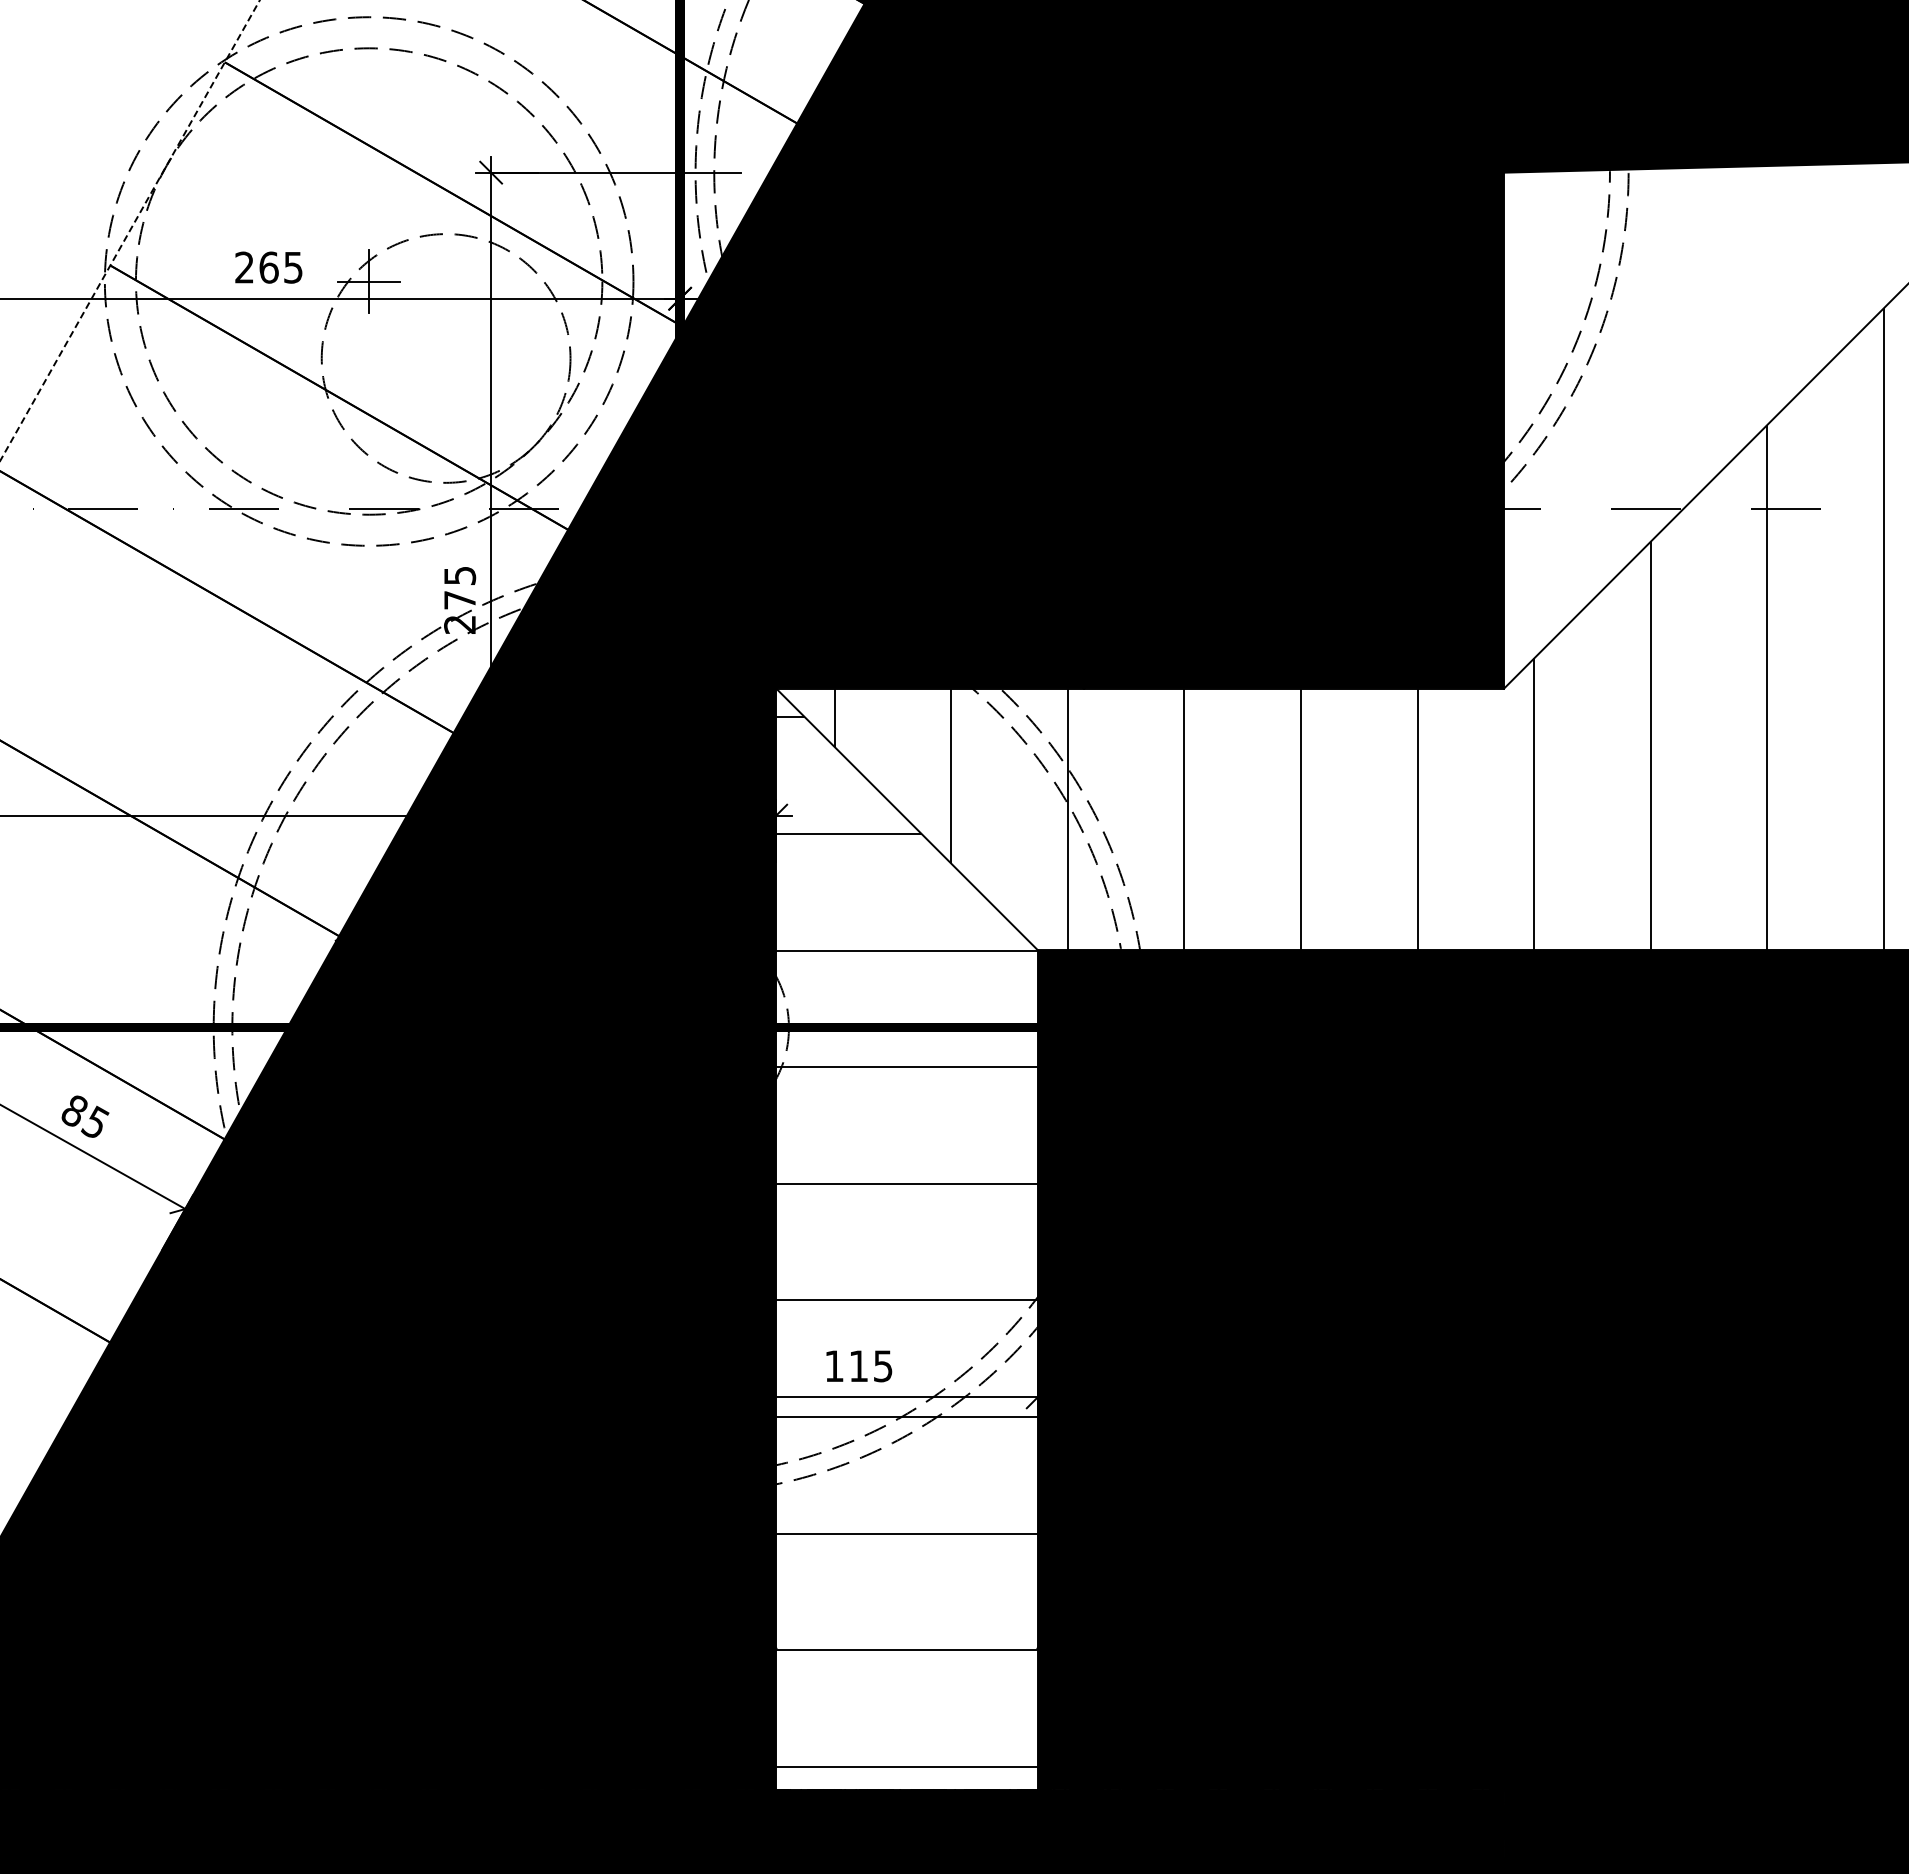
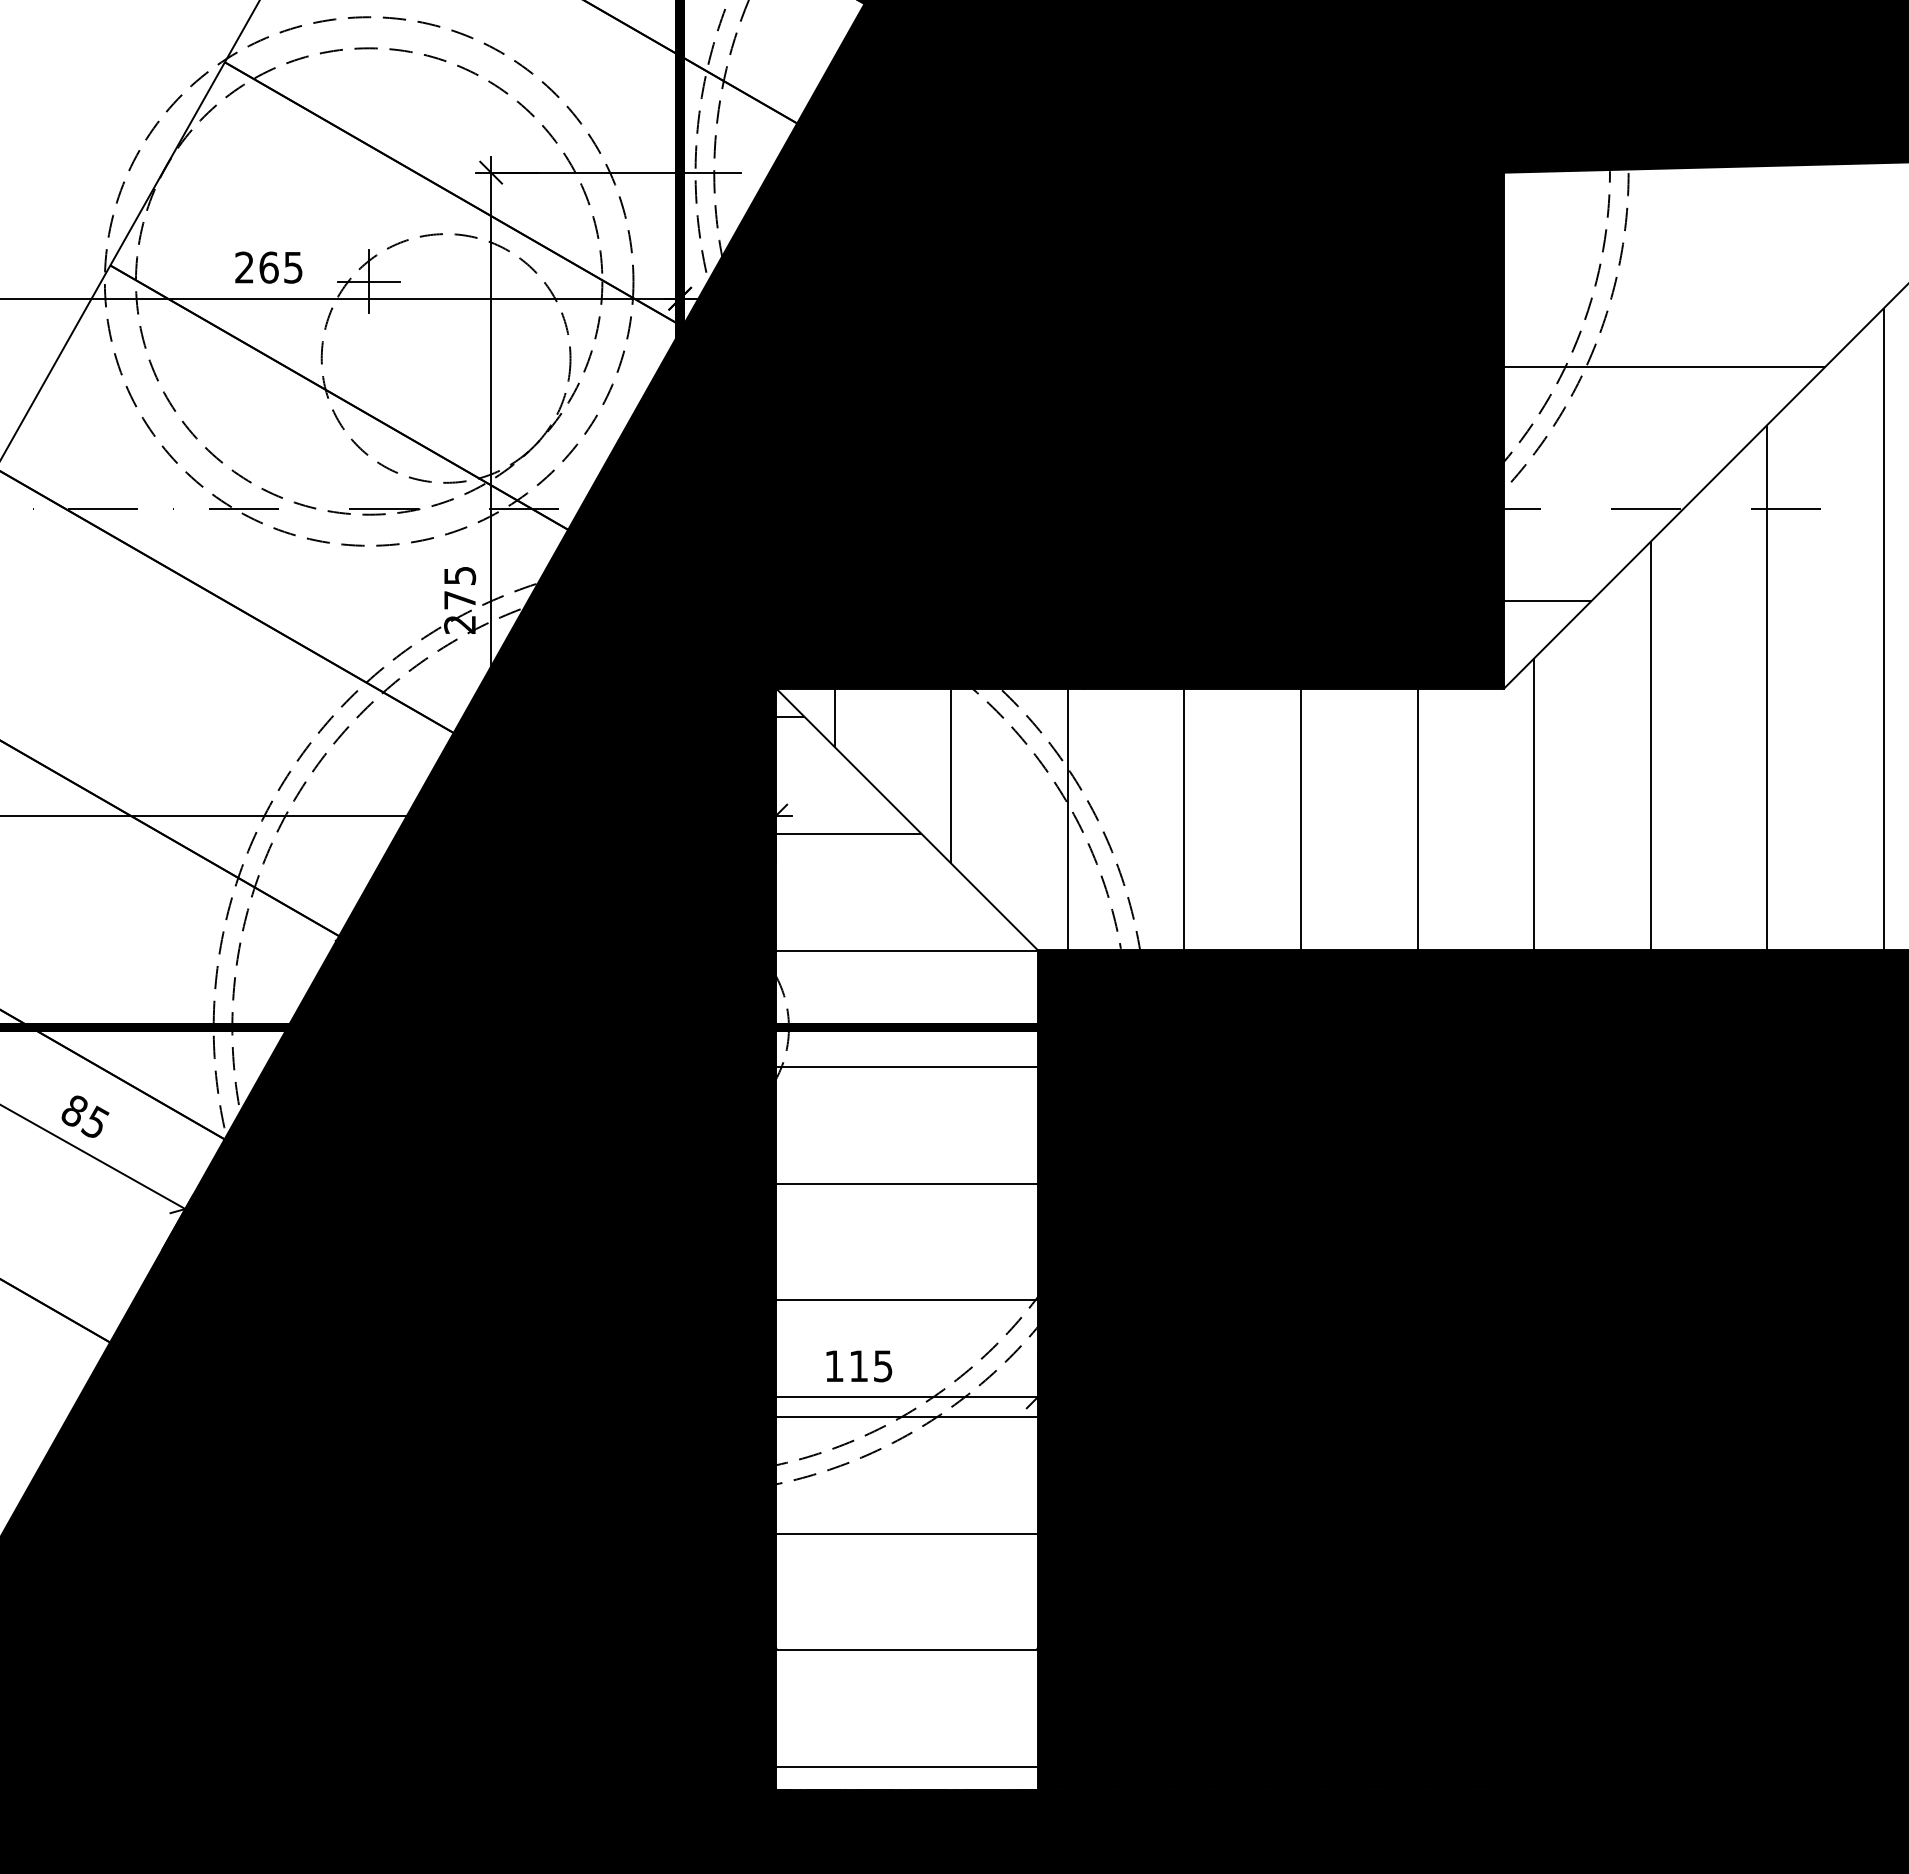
line: dashed -> solid (130, 230)
hatch: none -> present (1664, 483)
